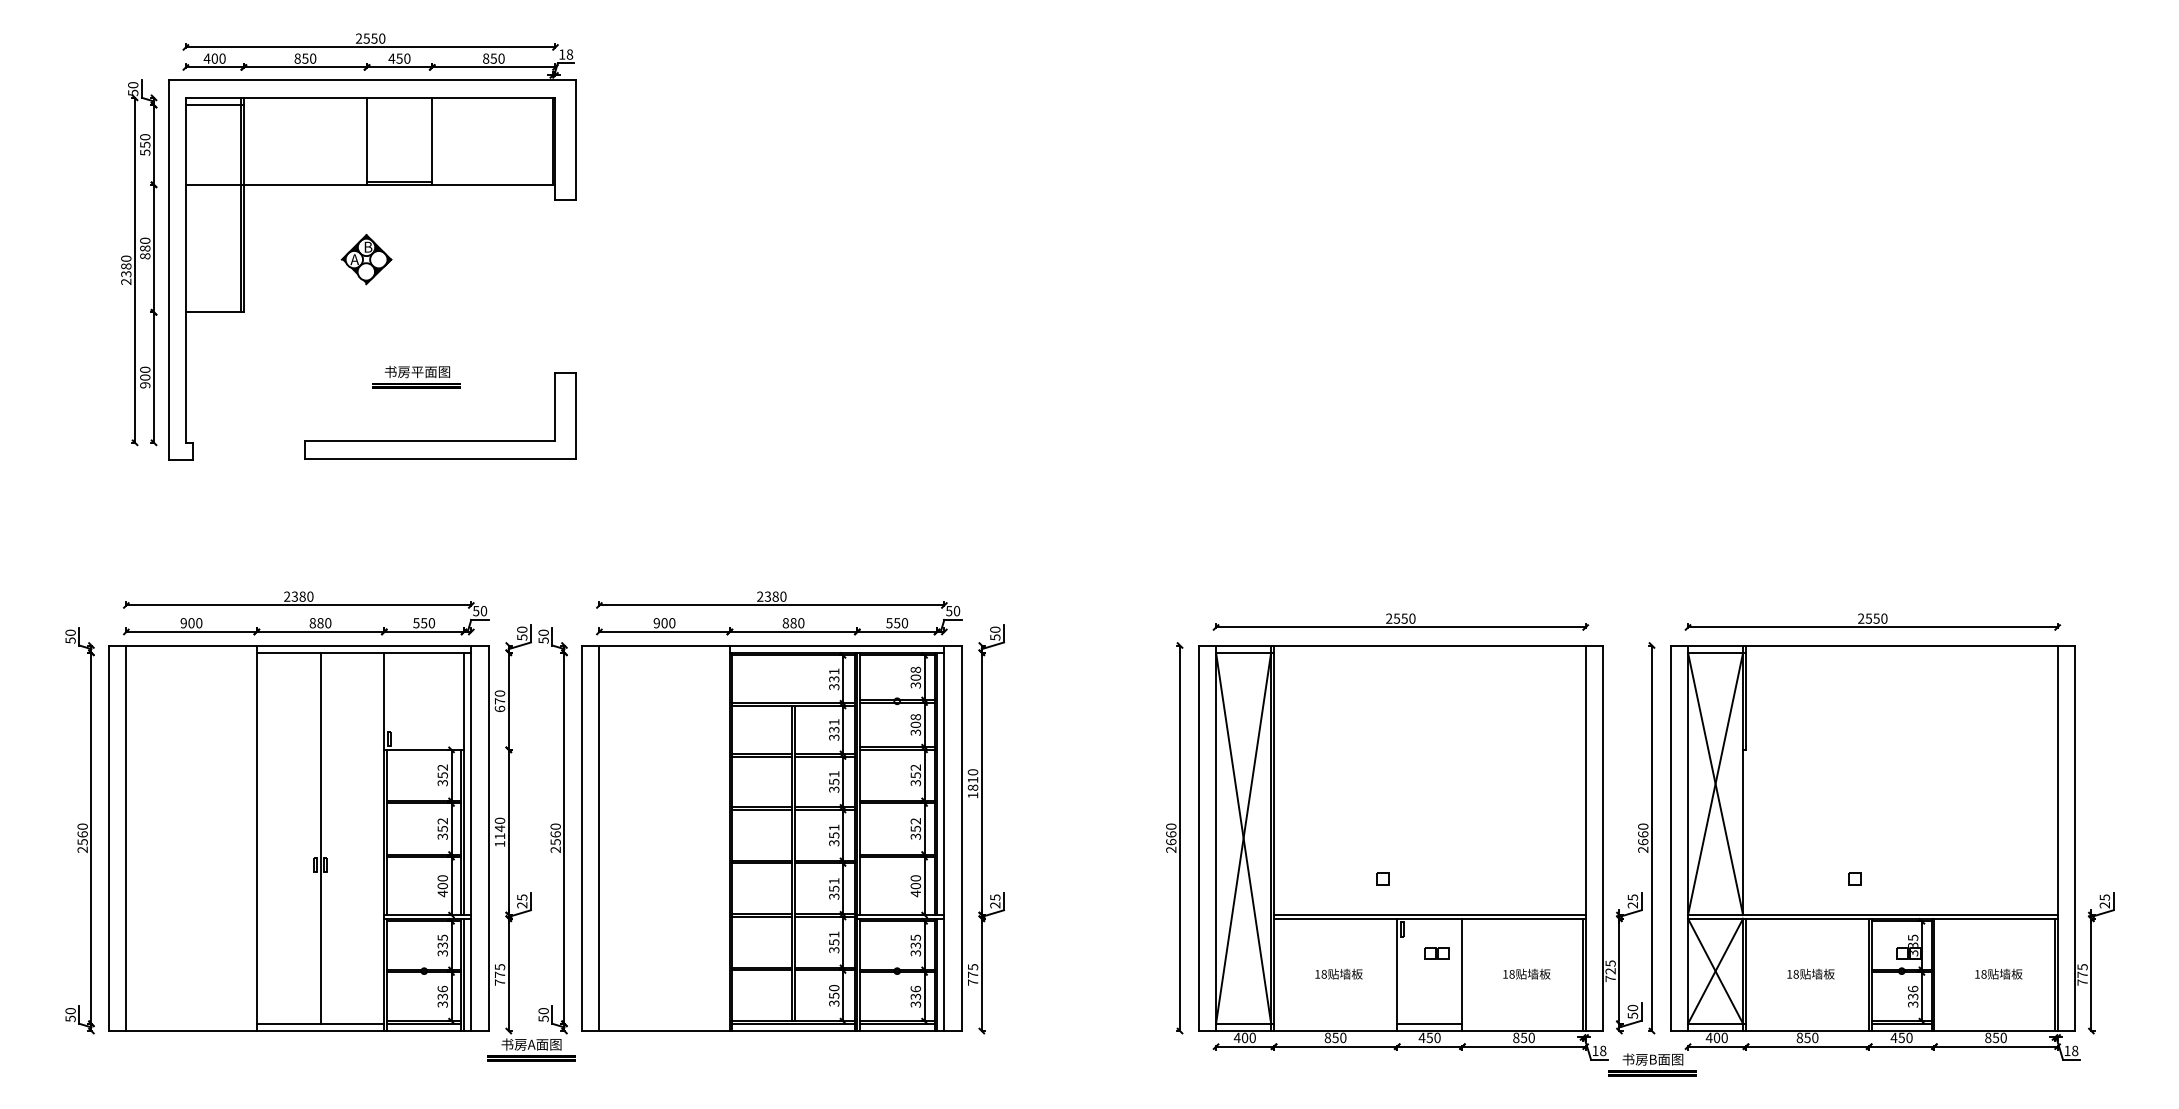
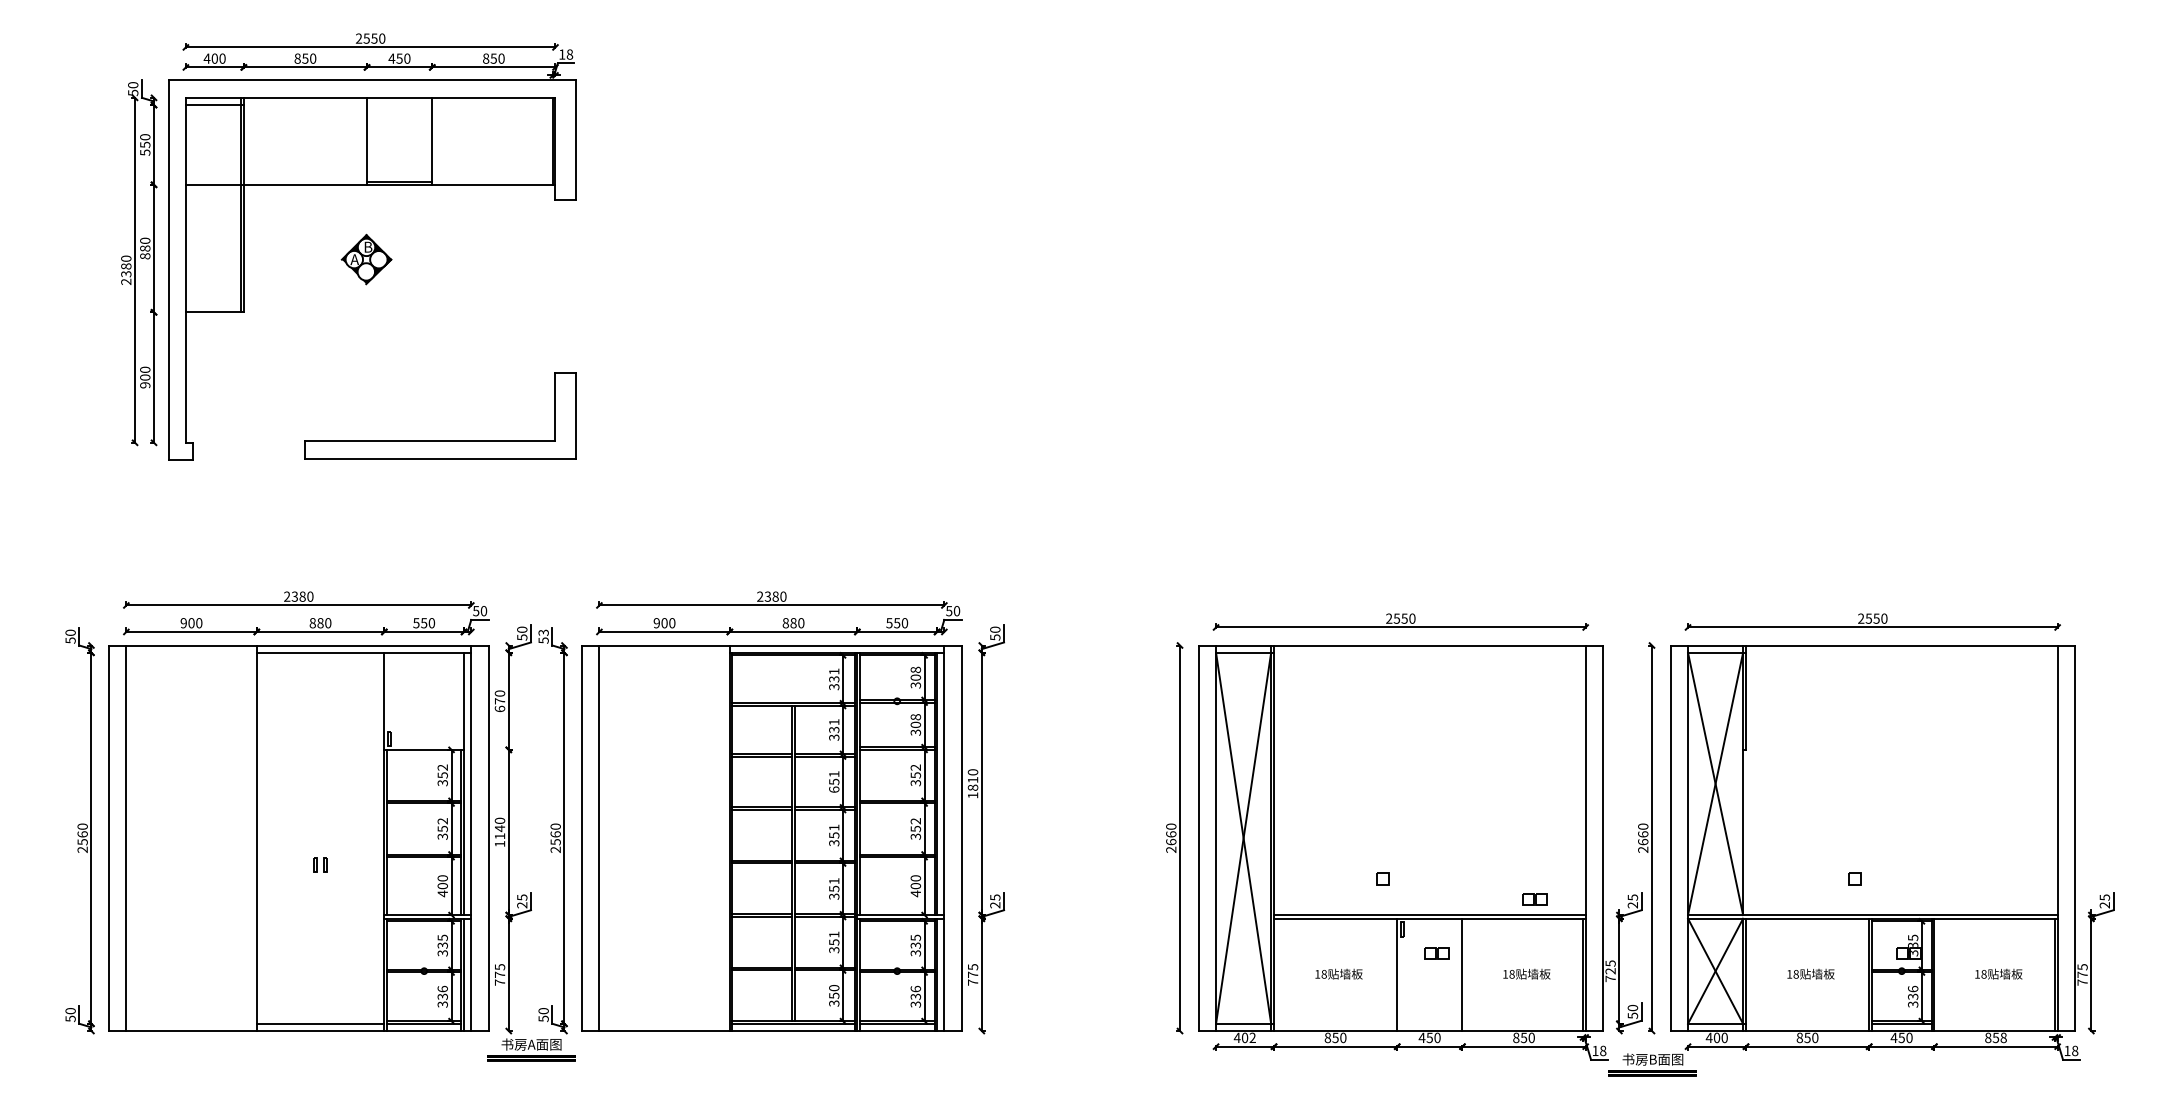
part: present -> none (416, 376)
text: 50 -> 53 (543, 632)
text: 351 -> 651 (834, 789)
line: present -> none (320, 837)
part: none -> present (1534, 899)
line: present -> none (1429, 1023)
text: 400 -> 402 (1252, 1037)
text: 850 -> 858 (2003, 1037)
